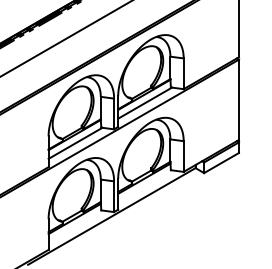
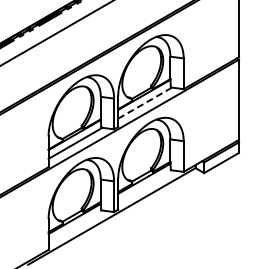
line position: (65, 38) -> (56, 33) (56, 33)
line: solid -> dashed (145, 102)
